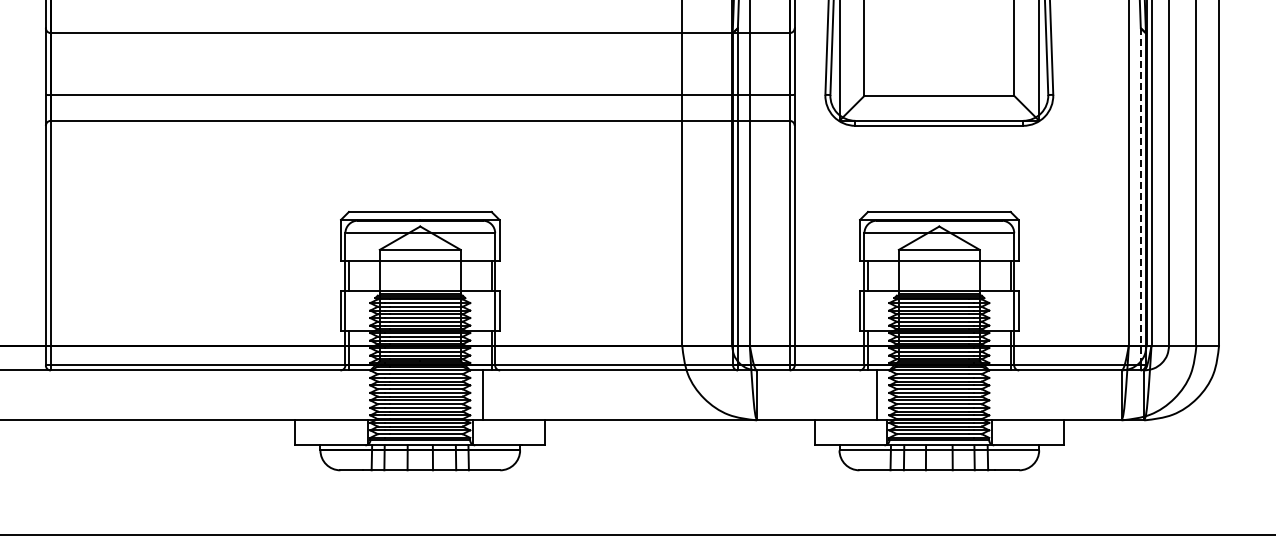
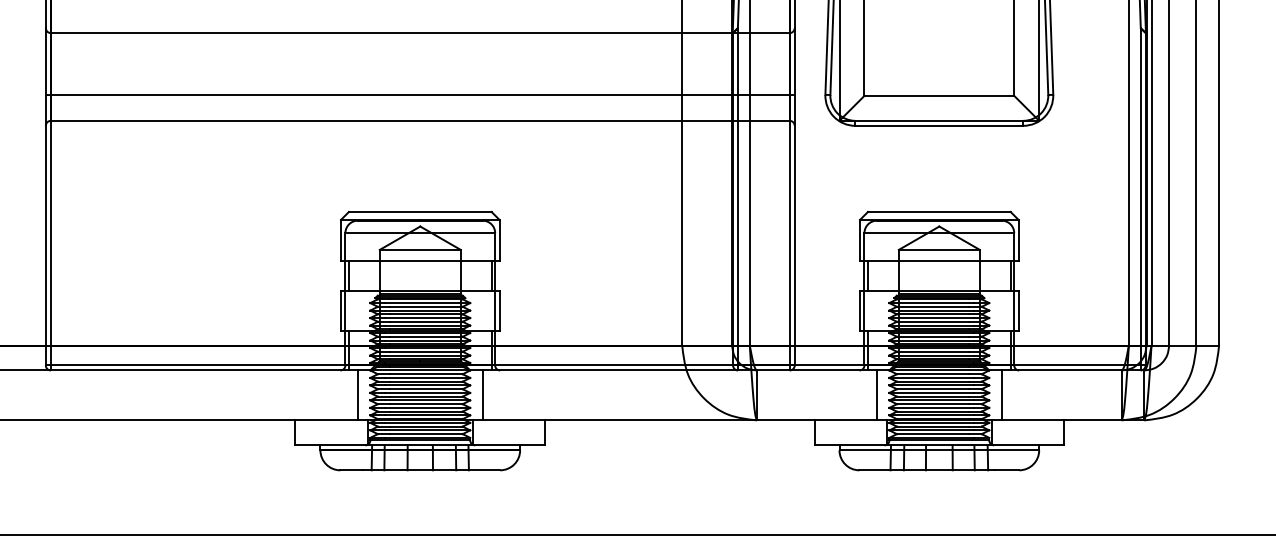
line: dashed -> solid (1140, 196)
line: none -> present (357, 395)
line: none -> present (1001, 395)
